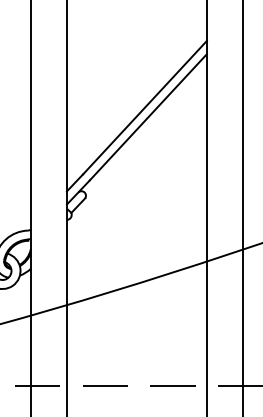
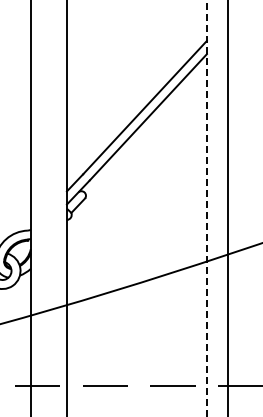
line position: (242, 207) -> (227, 207) (227, 207)
line: solid -> dashed (206, 208)
